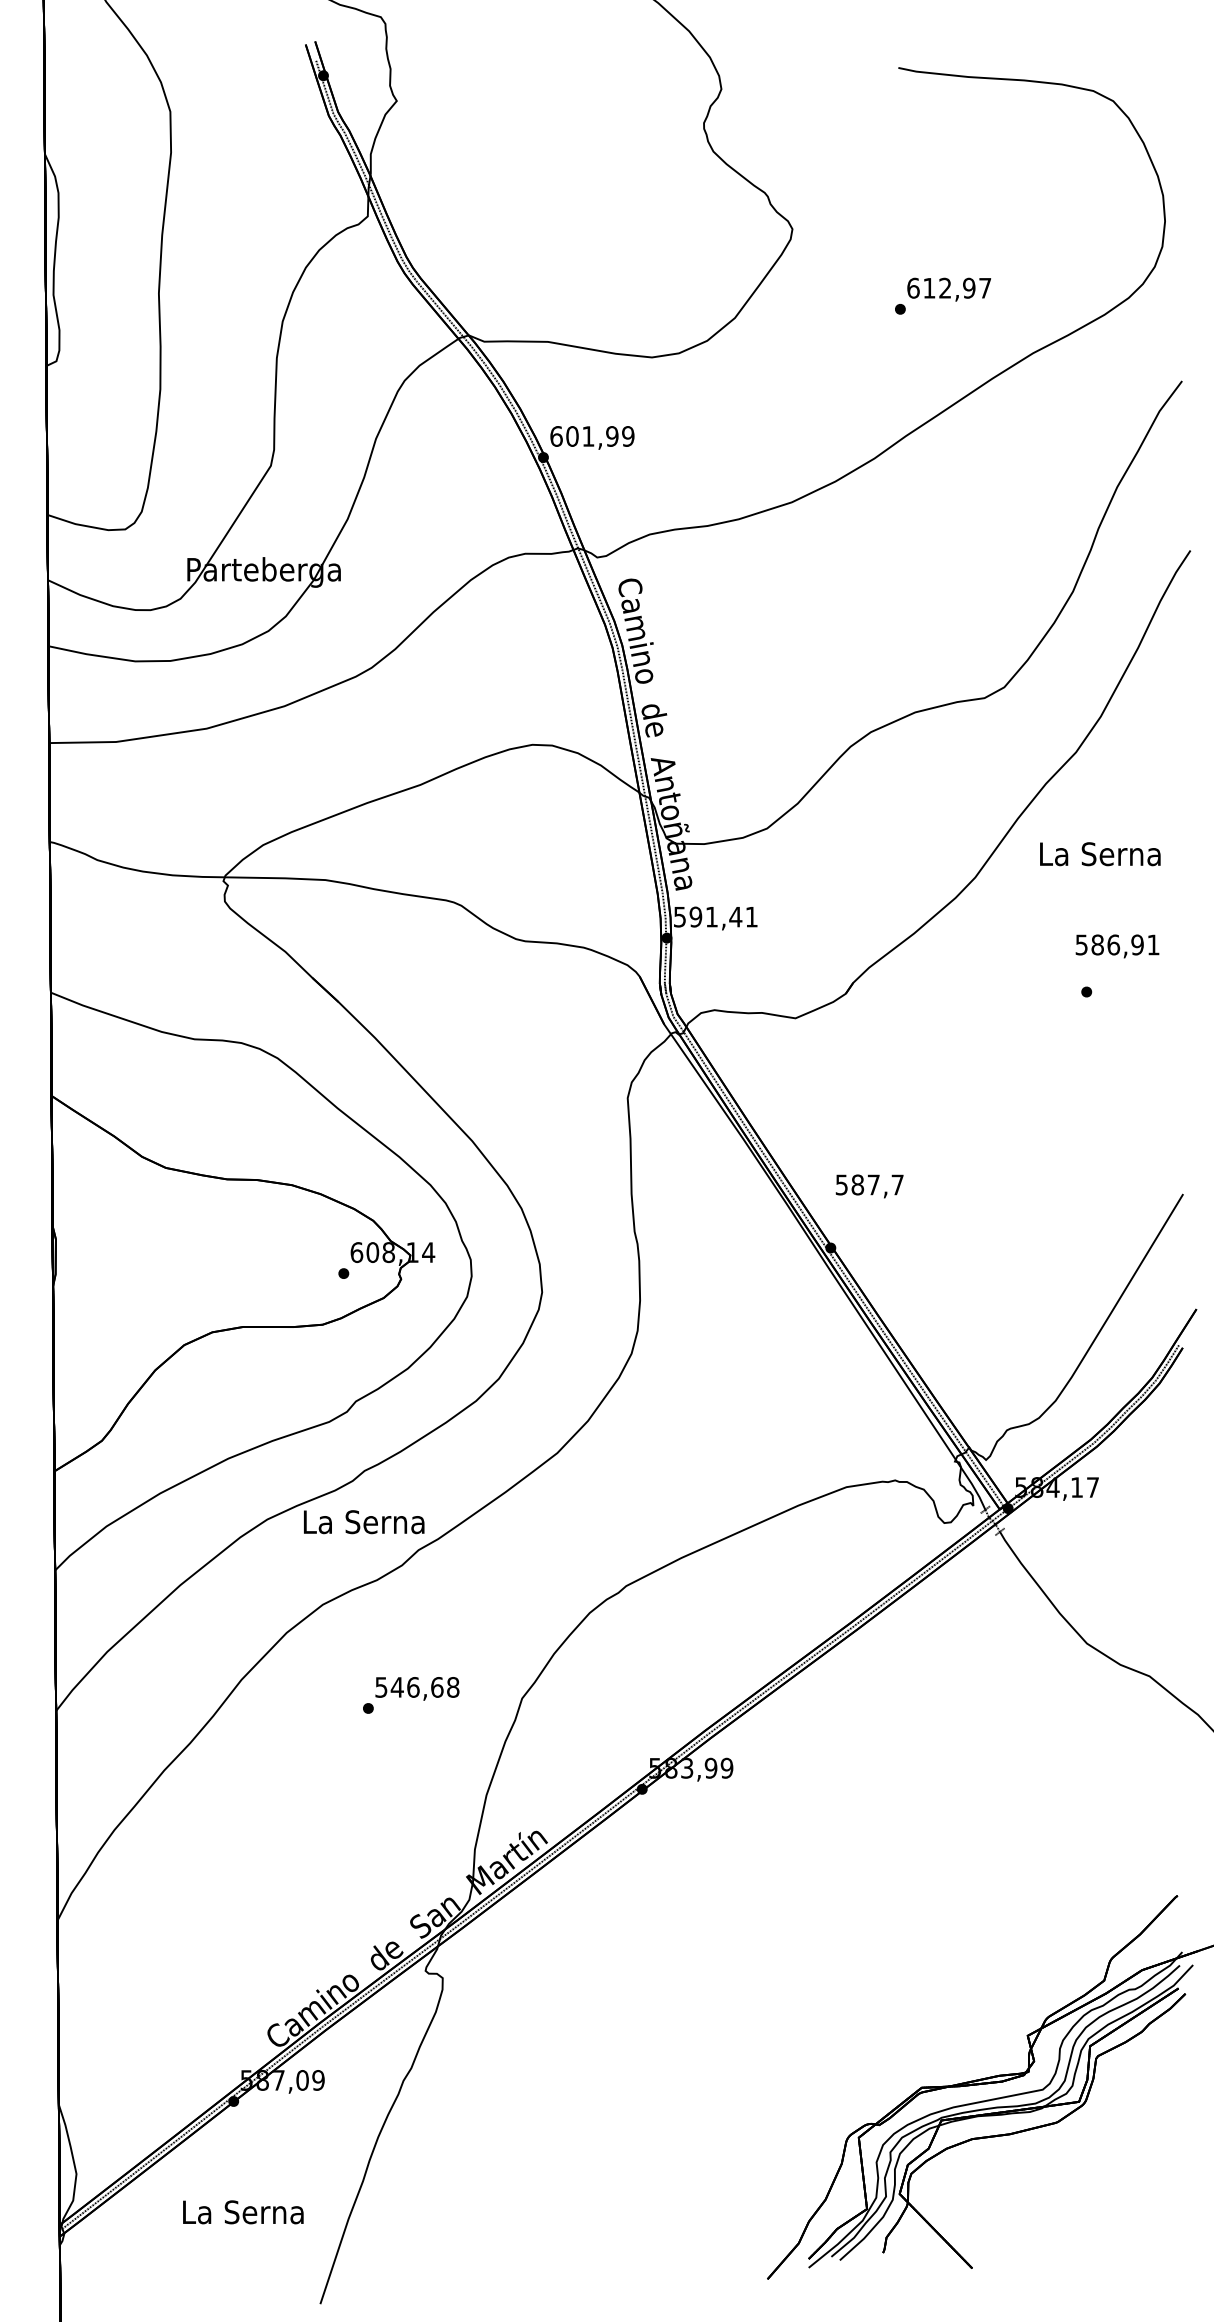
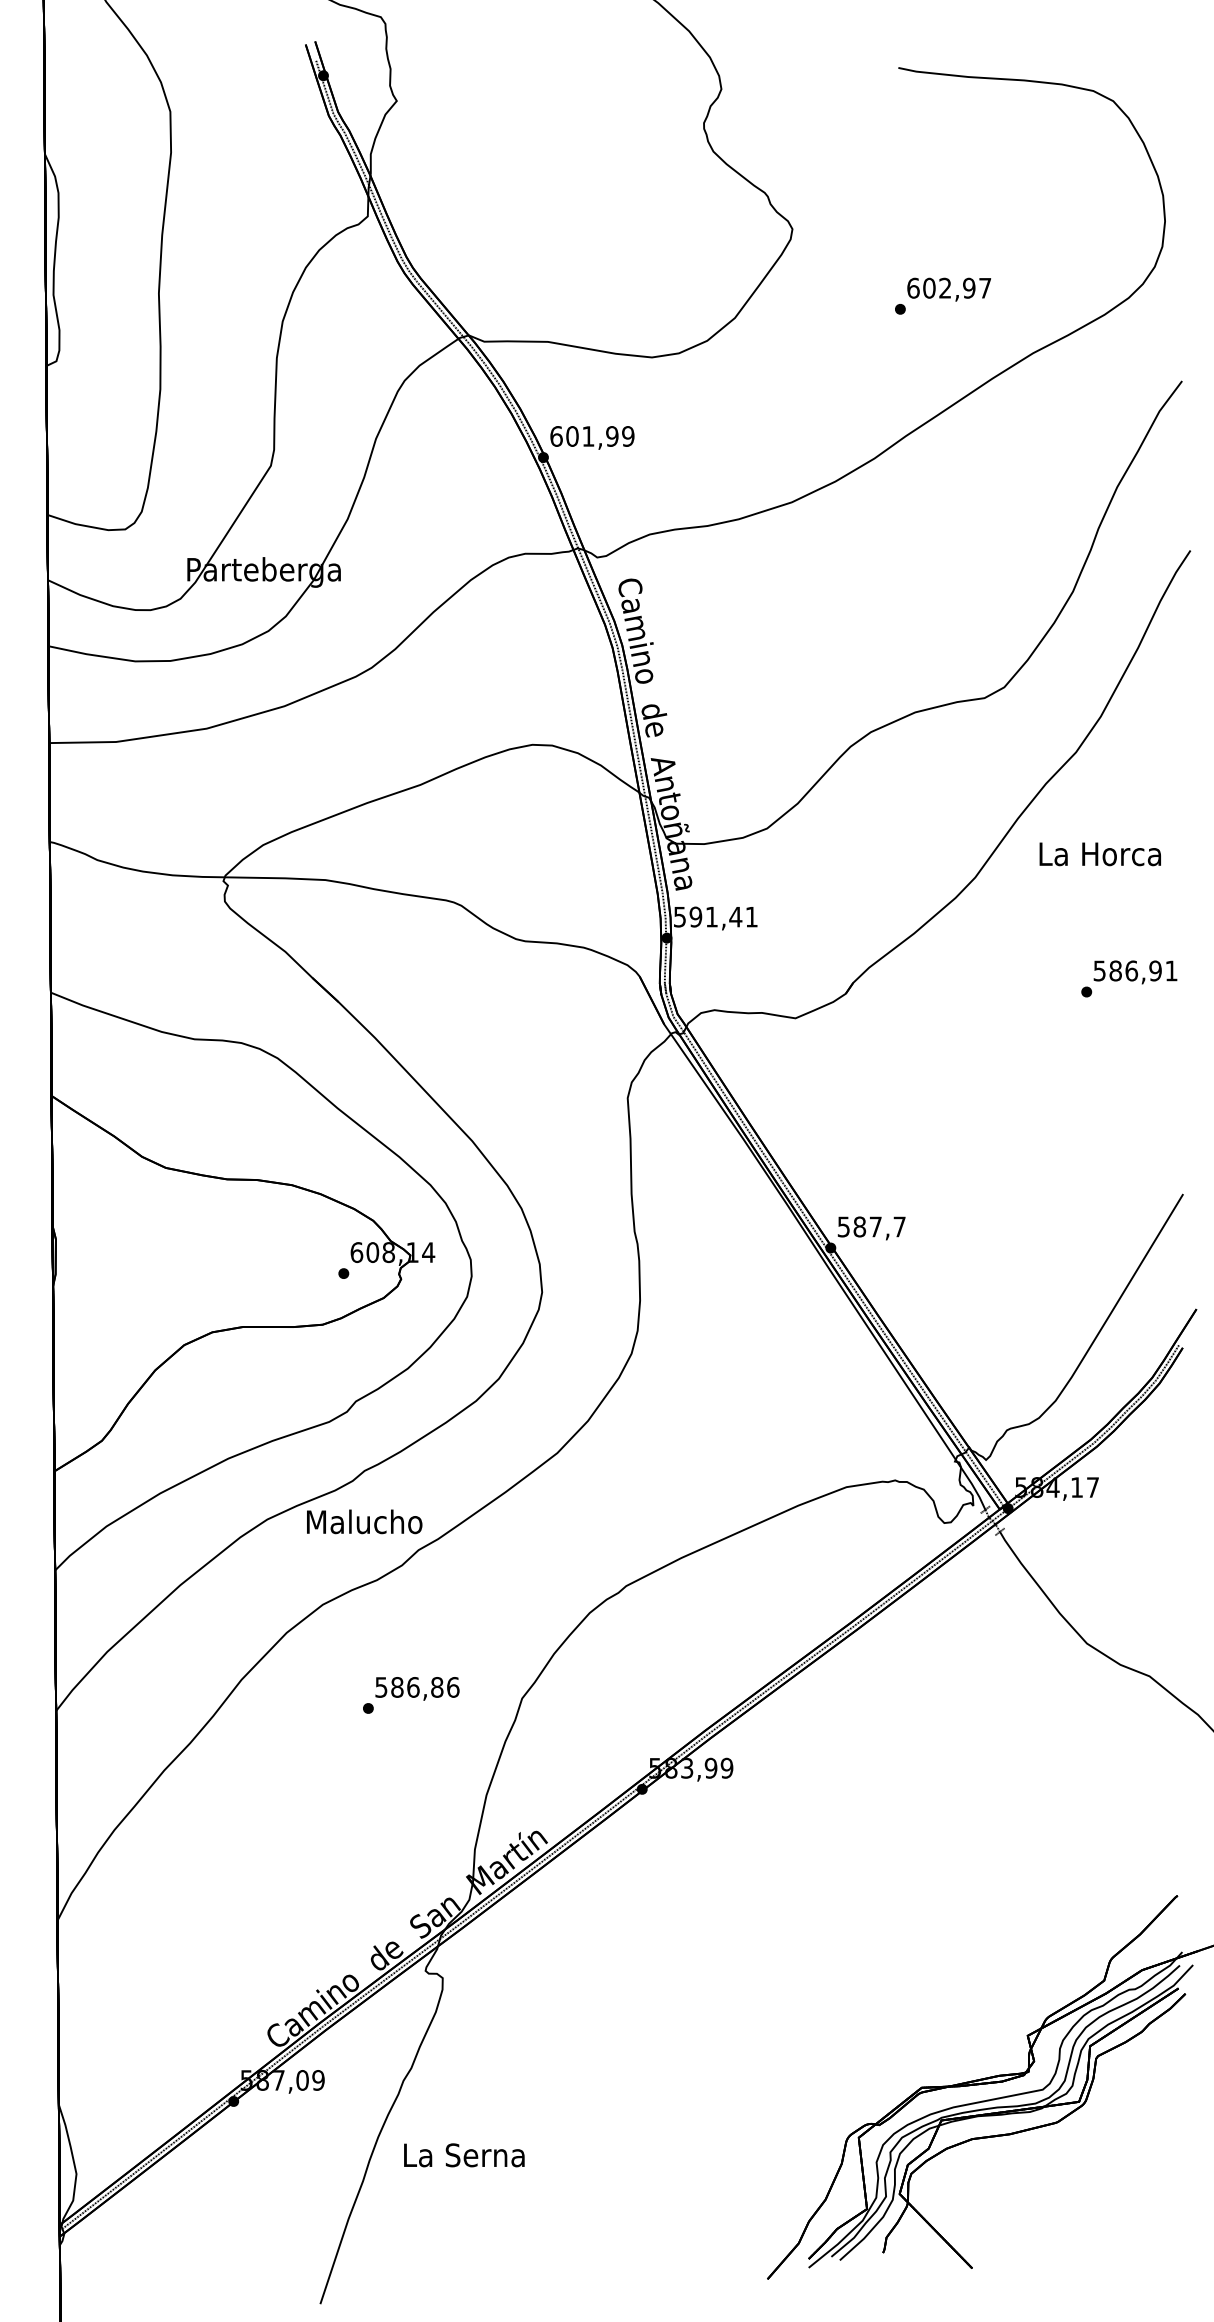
text: 612,97 -> 602,97 (929, 287)
text: La Serna -> La Horca (1100, 854)
text position: (1117, 946) -> (1135, 972) (1135, 972)
text position: (869, 1186) -> (871, 1228) (871, 1228)
text: La Serna -> Malucho (363, 1521)
text: 546,68 -> 586,86 (424, 1687)
text position: (243, 2212) -> (464, 2155) (464, 2155)
